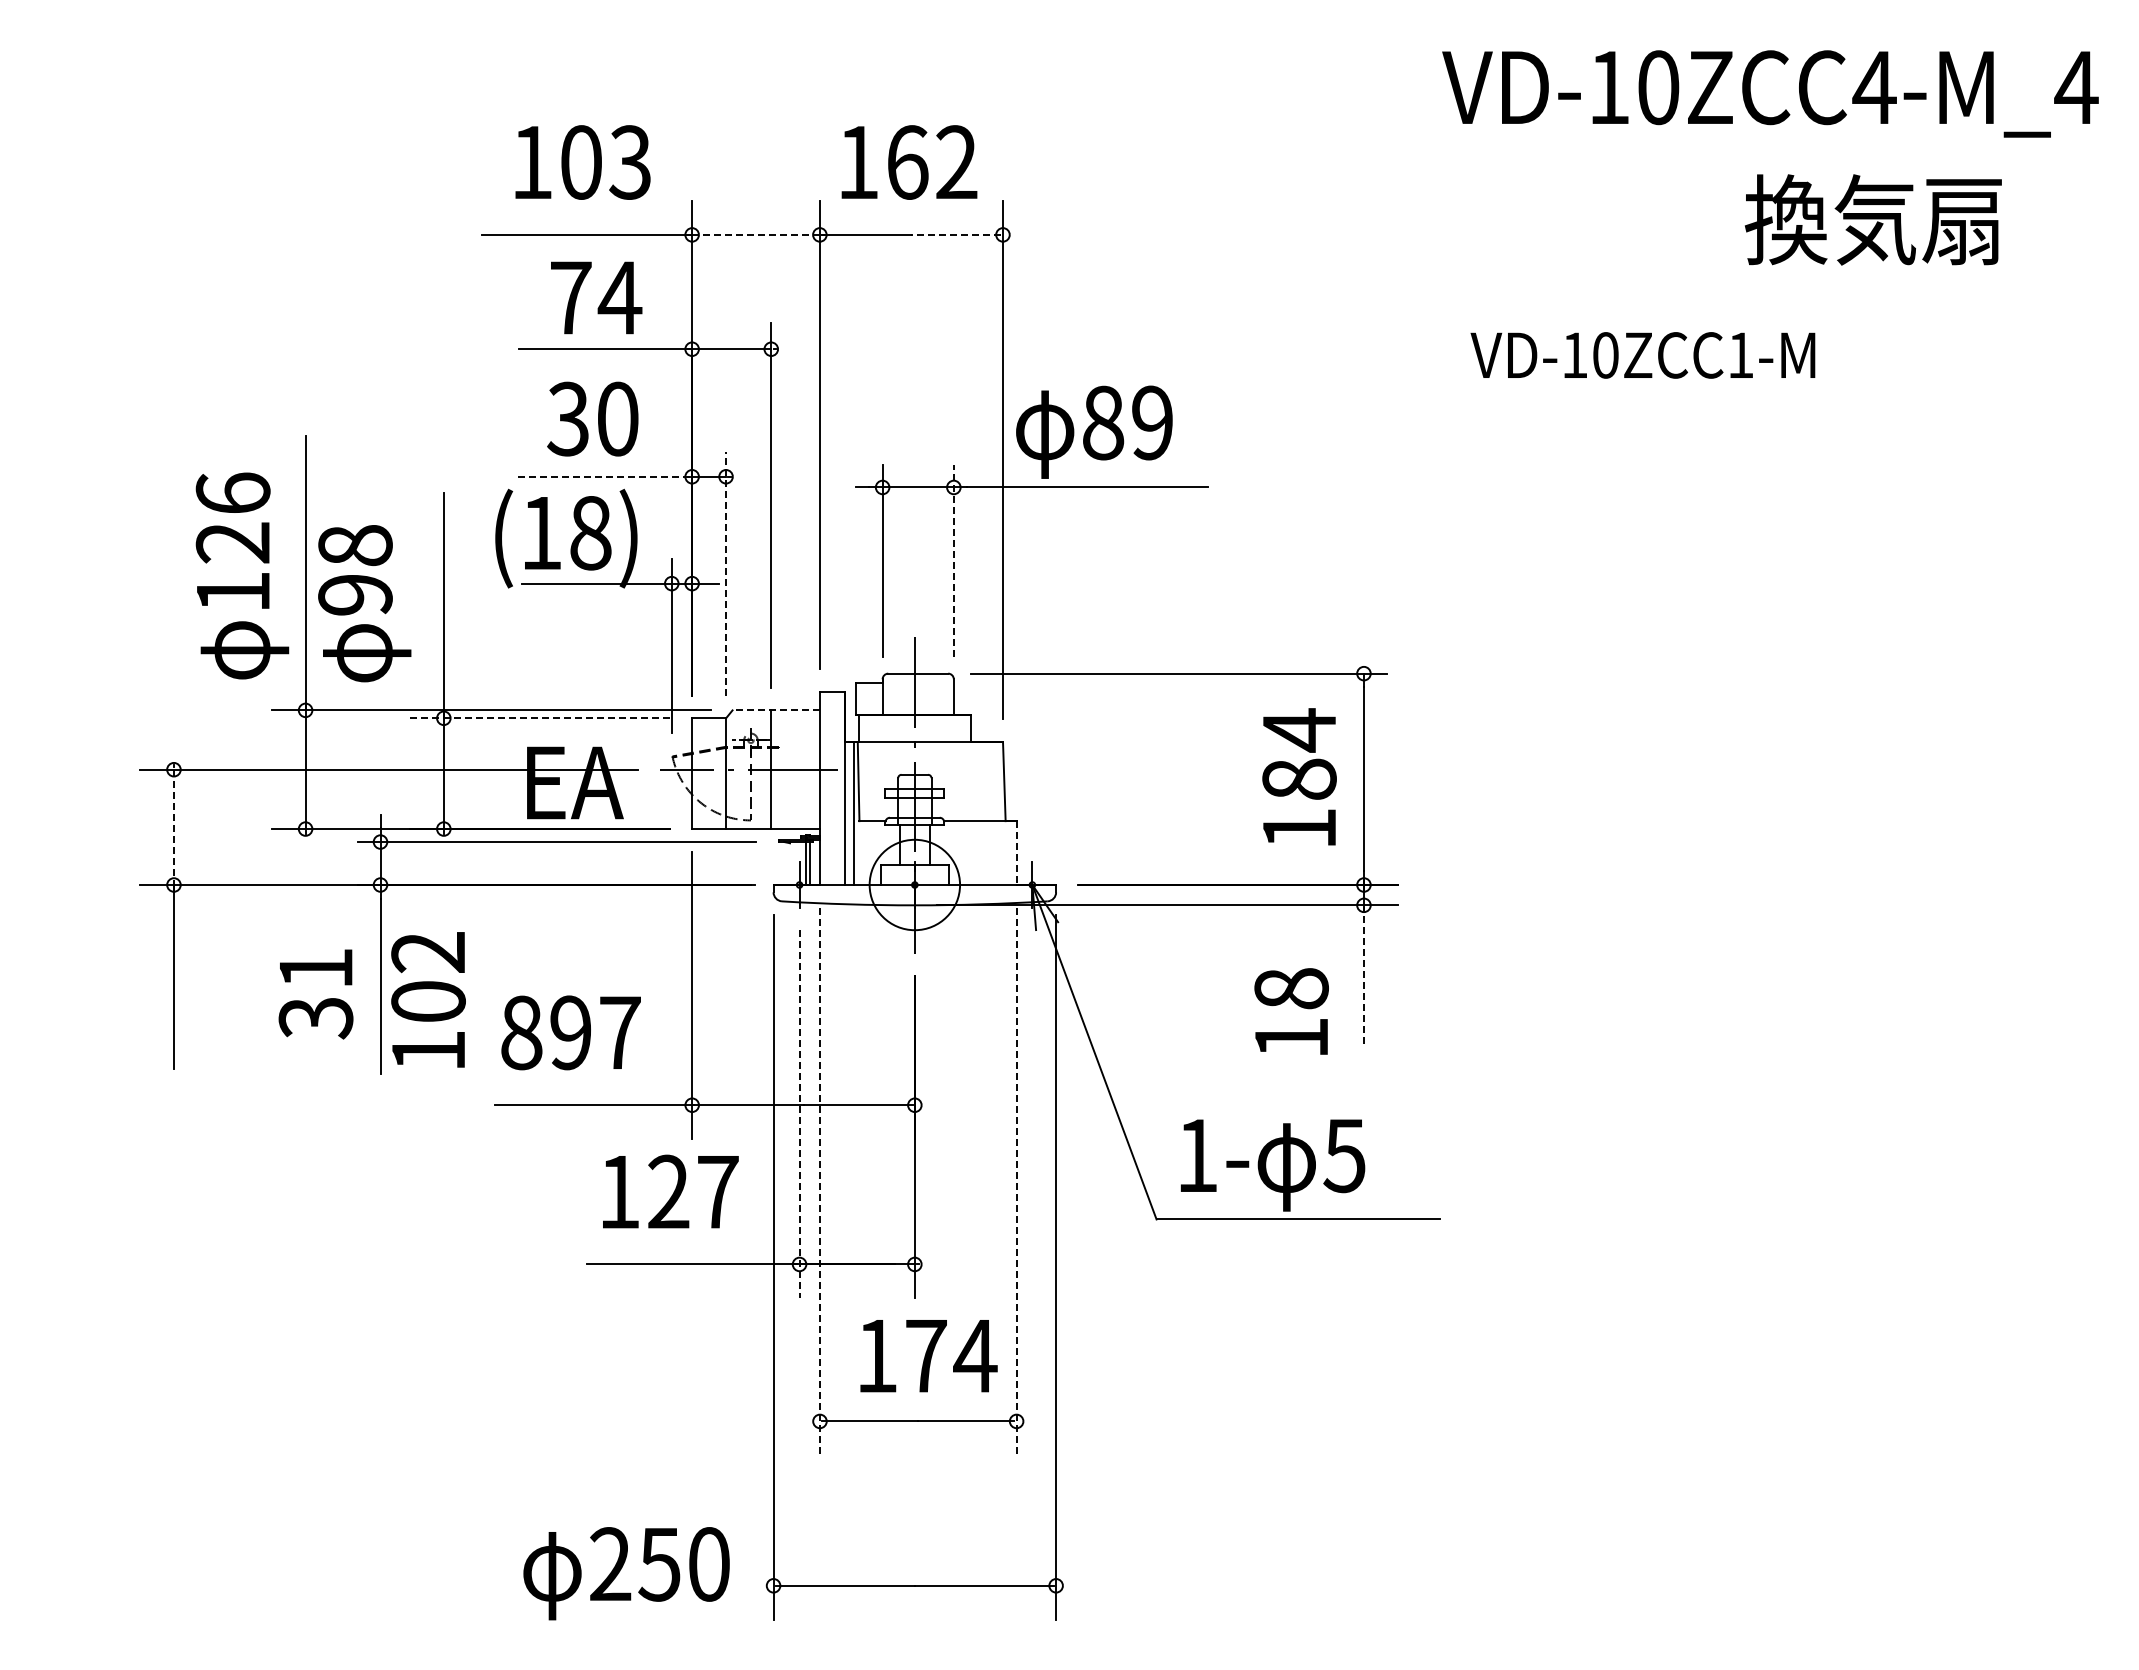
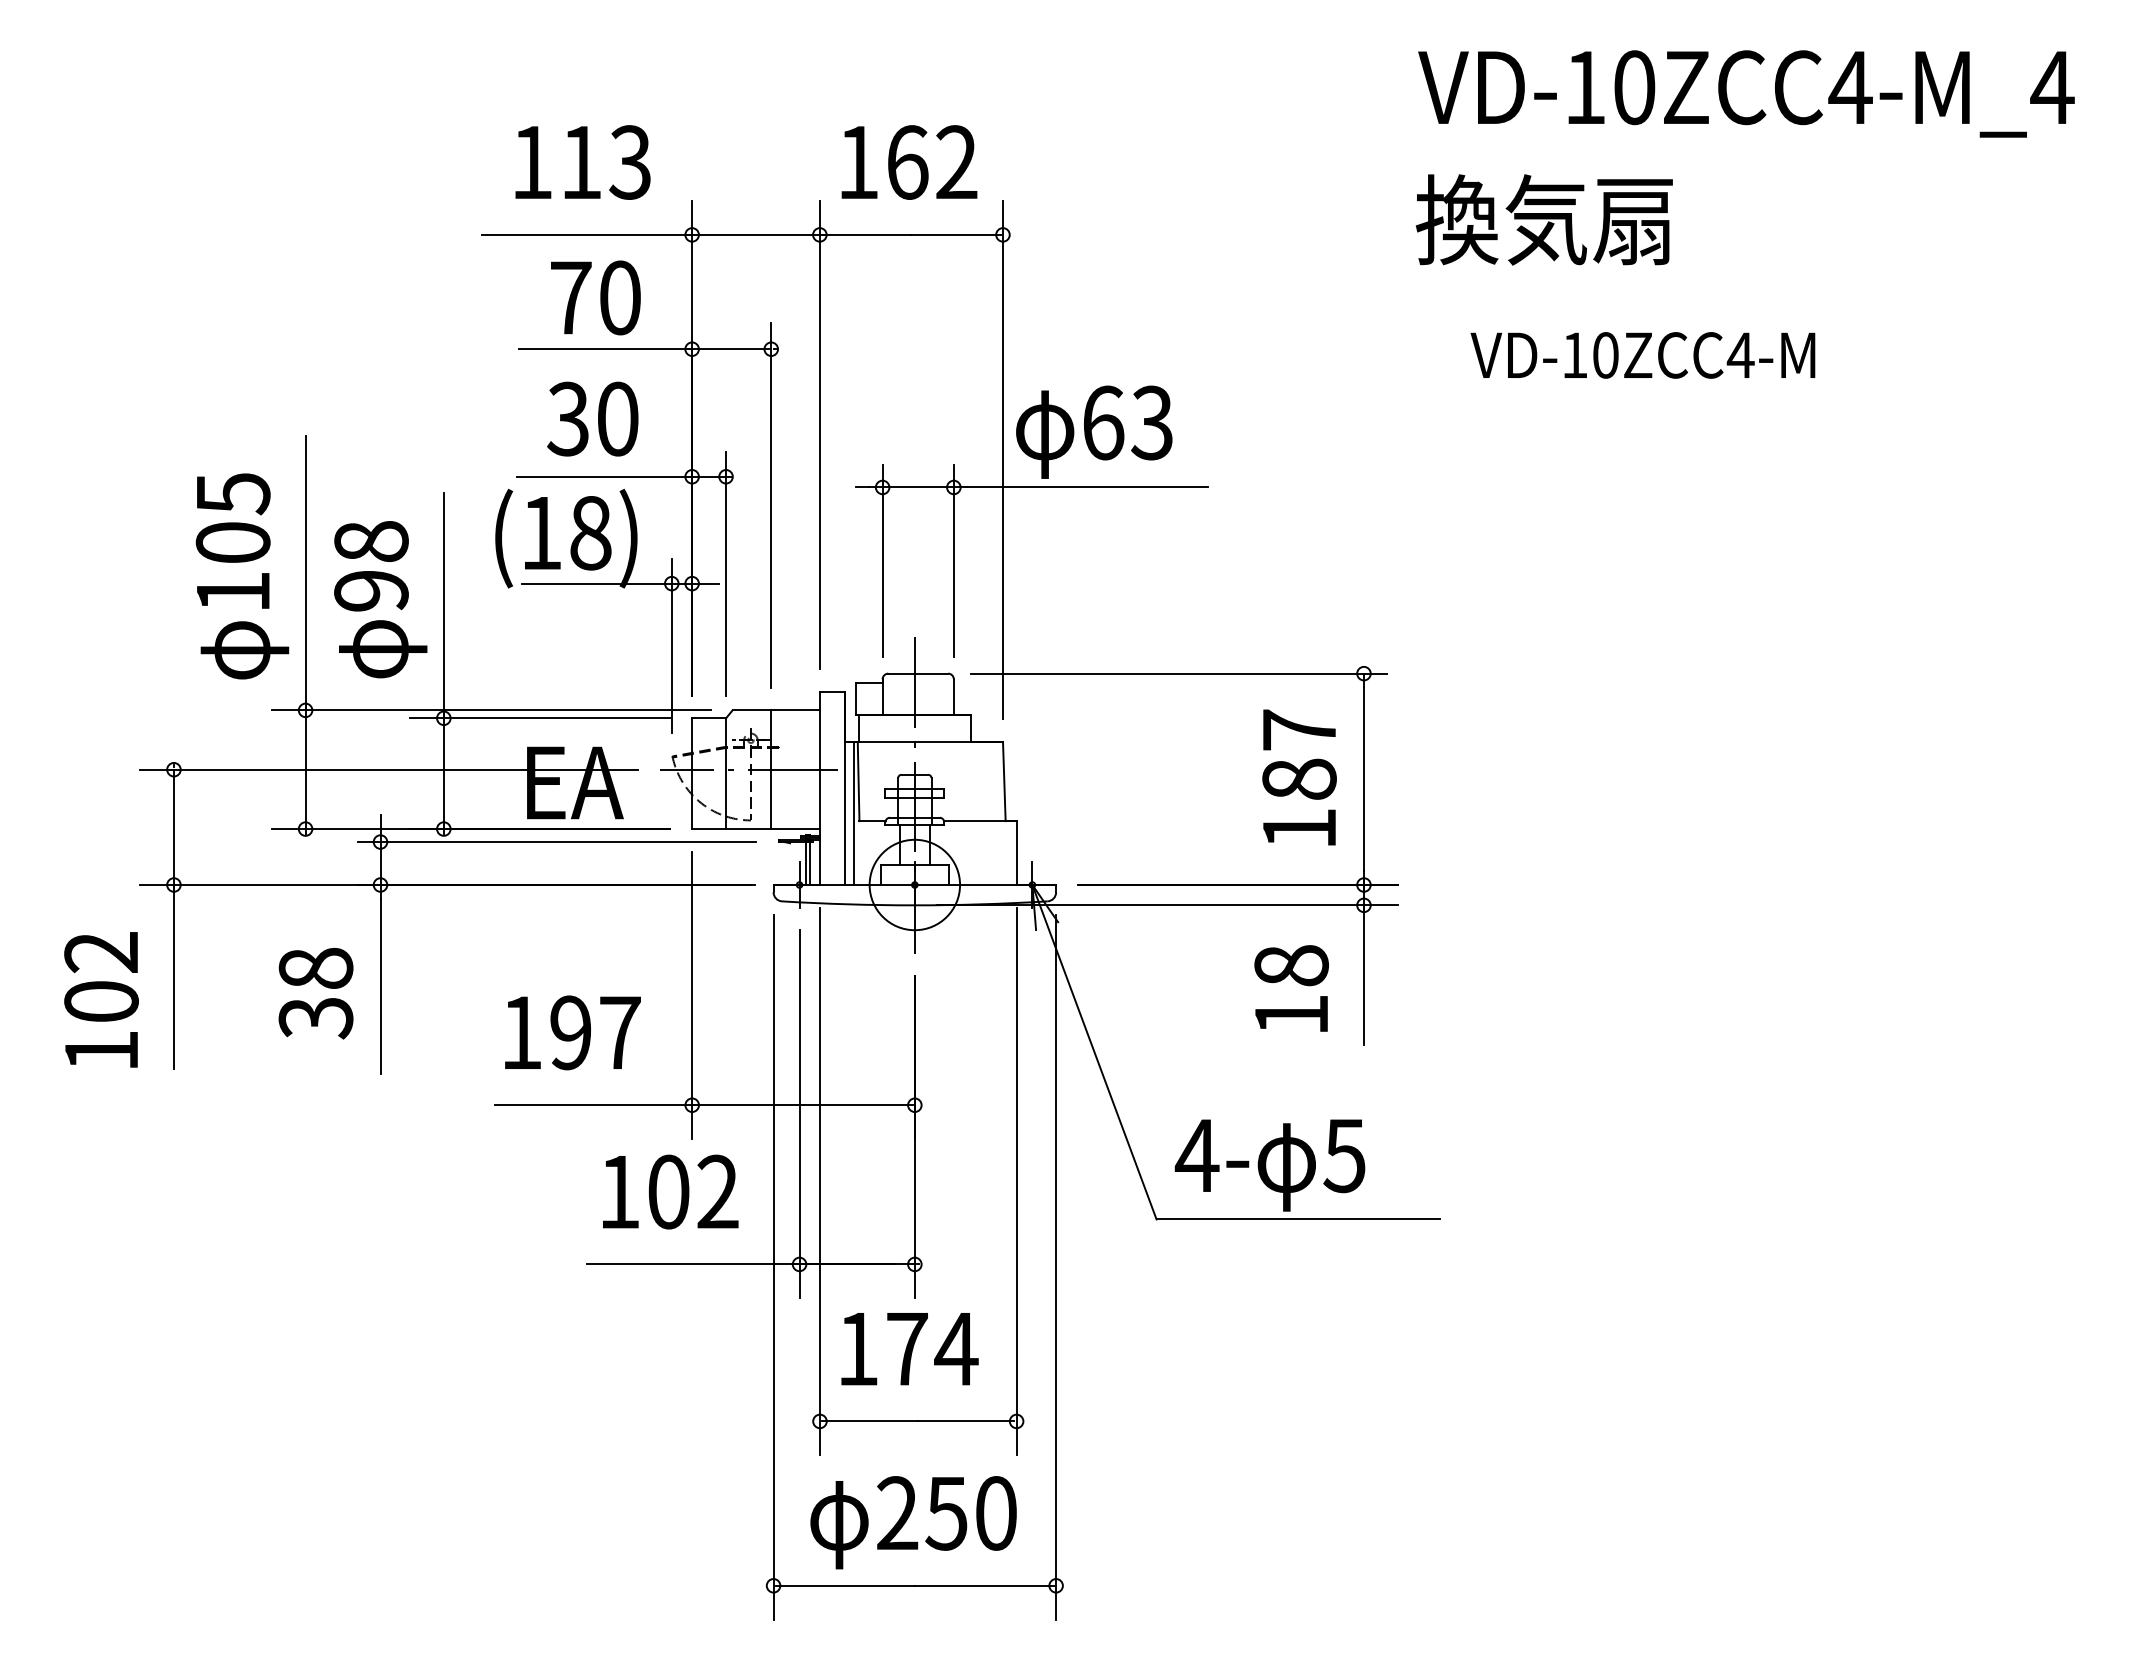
text position: (1770, 93) -> (1746, 93) (1746, 93)
text: 103 -> 113 (581, 162)
text position: (1872, 219) -> (1543, 219) (1543, 219)
line: dashed -> solid (756, 234)
line: dashed -> solid (956, 234)
text: 74 -> 70 (619, 297)
text: VD-10ZCC1-M -> VD-10ZCC4-M (1740, 354)
text: 89 -> 63 (1127, 422)
line: dashed -> solid (603, 476)
text: 126 -> 105 (232, 517)
line: dashed -> solid (953, 560)
line: dashed -> solid (726, 573)
text position: (364, 603) -> (380, 599) (380, 599)
line: dashed -> solid (776, 710)
line: dashed -> solid (539, 718)
text: 184 -> 187 (1299, 730)
line: dashed -> solid (173, 827)
line: dashed -> solid (1016, 853)
text: 31 -> 38 (315, 967)
line: dashed -> solid (1363, 975)
text position: (428, 999) -> (101, 999) (101, 999)
text position: (1291, 1011) -> (1291, 988) (1291, 988)
text: 897 -> 197 (521, 1032)
line: dashed -> solid (799, 1114)
text: 1- -> 4- (1196, 1155)
line: dashed -> solid (819, 1181)
line: dashed -> solid (1016, 1181)
text: 127 -> 102 (693, 1191)
text position: (928, 1356) -> (909, 1349) (909, 1349)
text position: (626, 1573) -> (913, 1522) (913, 1522)
